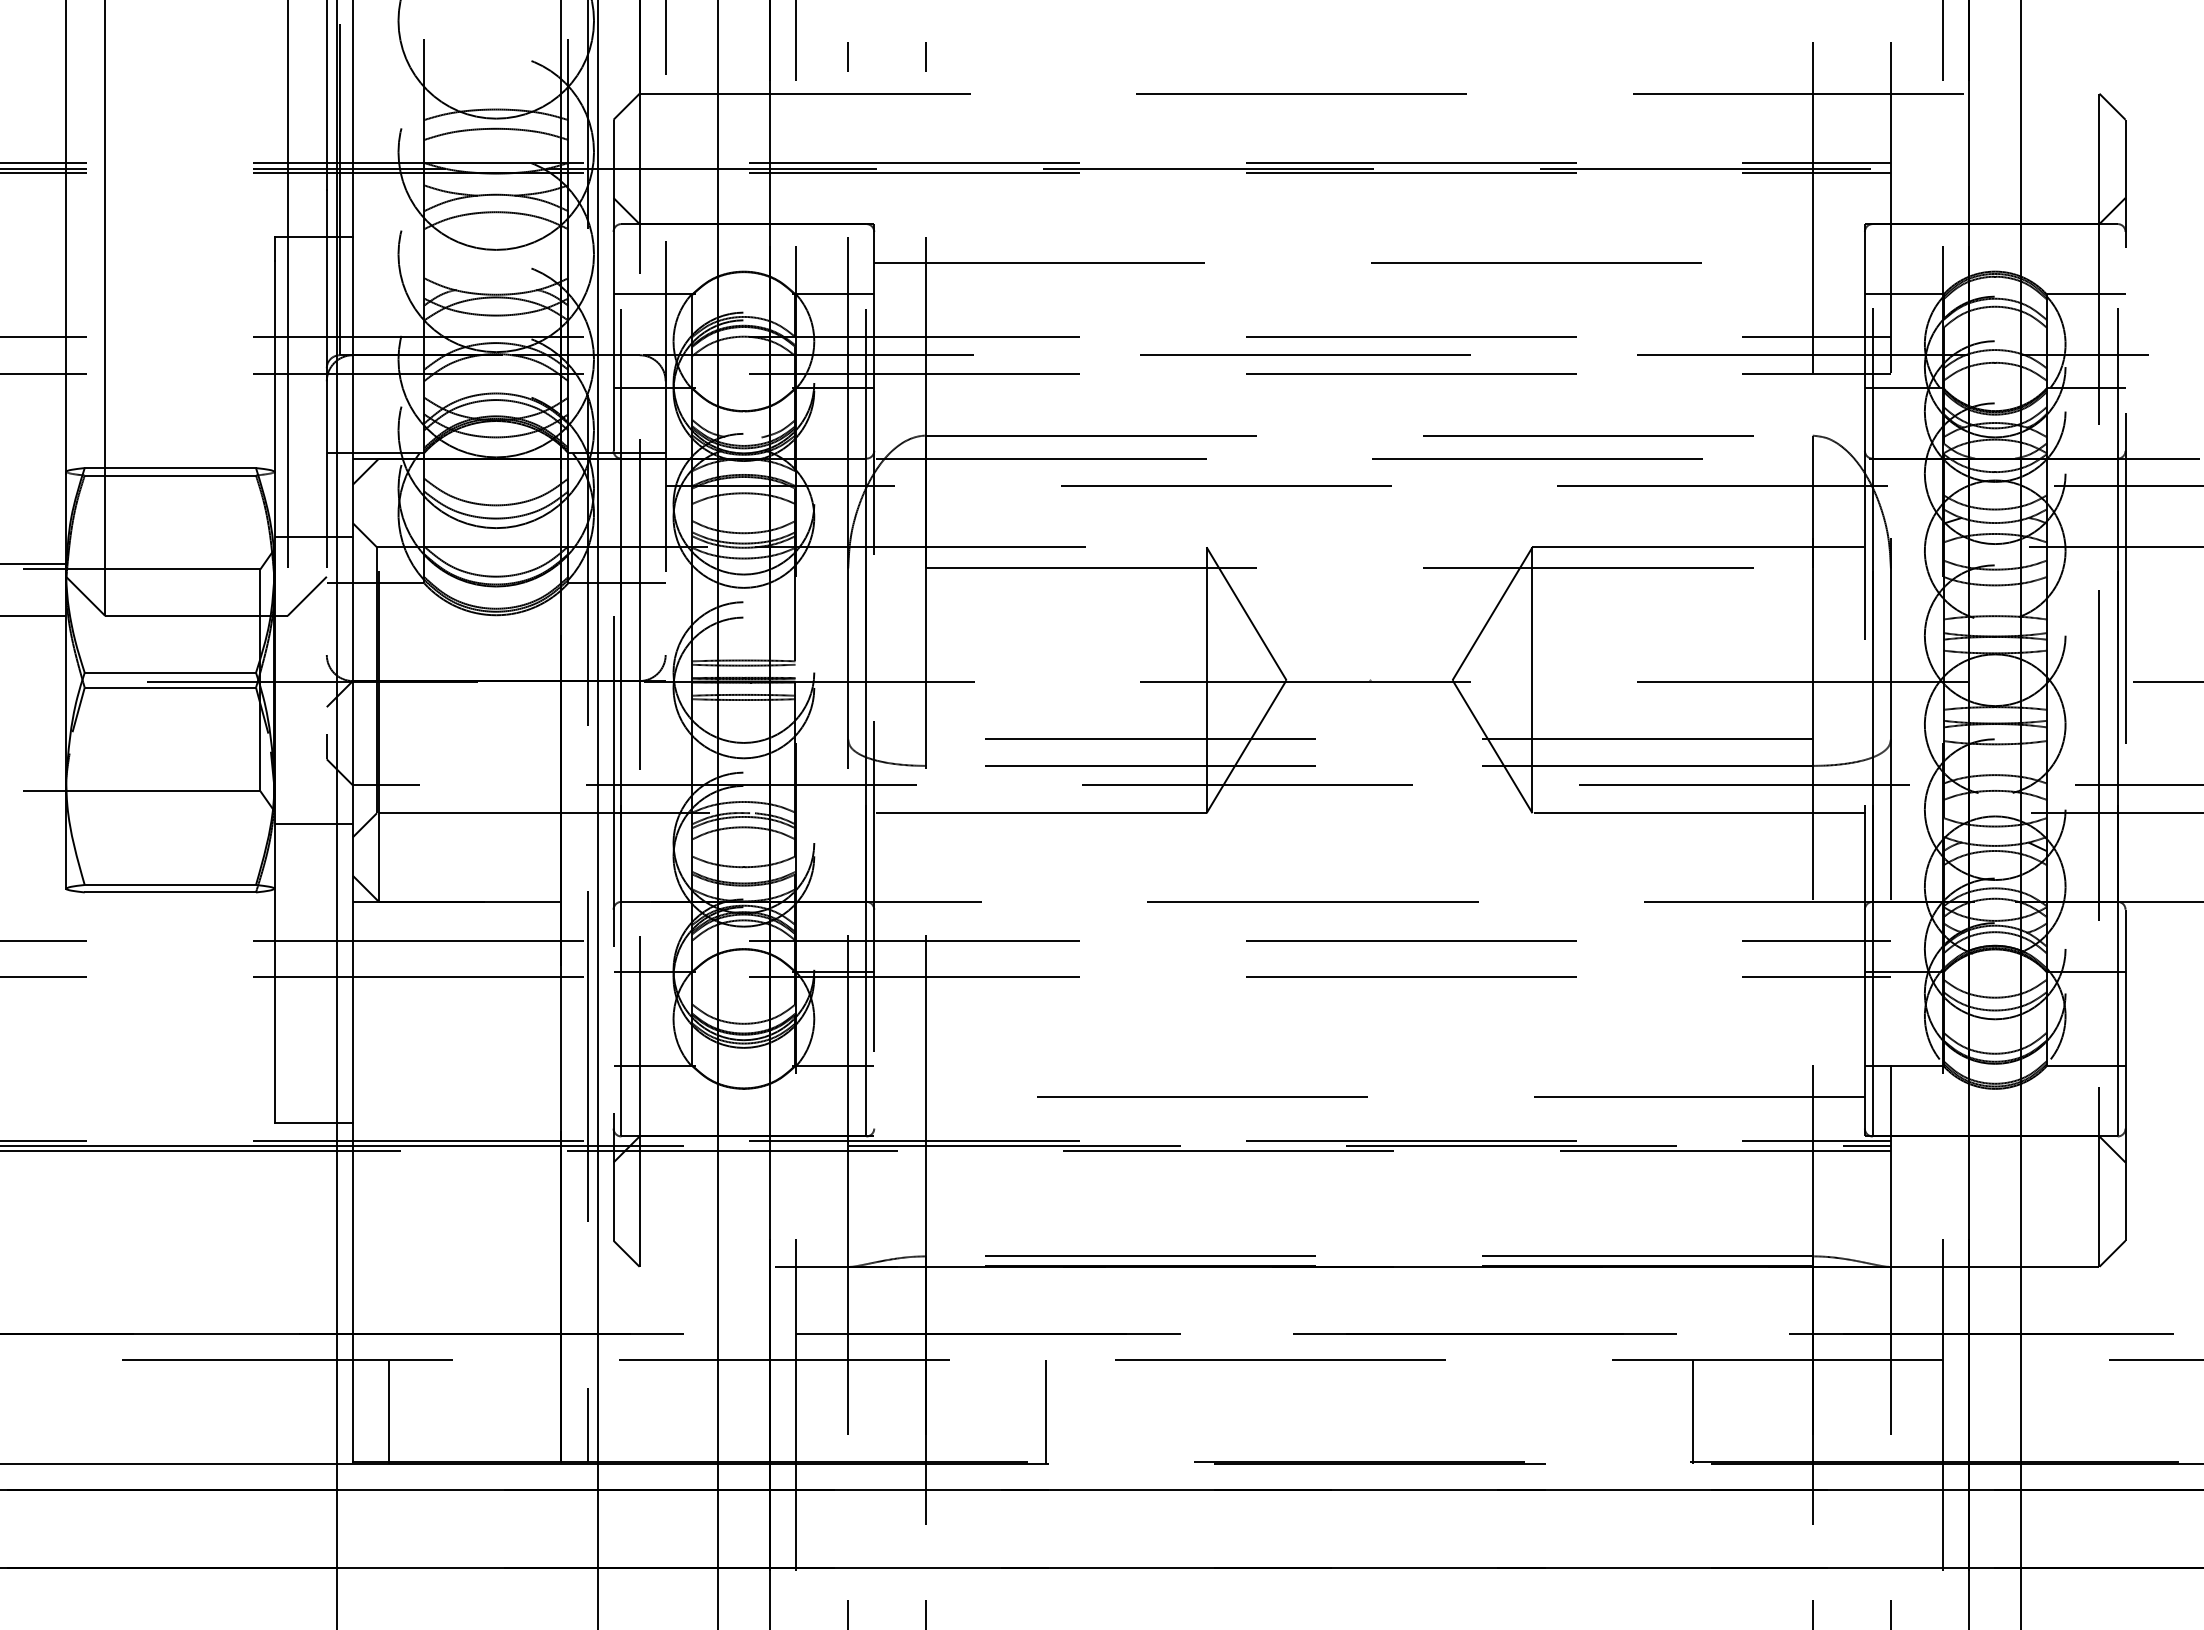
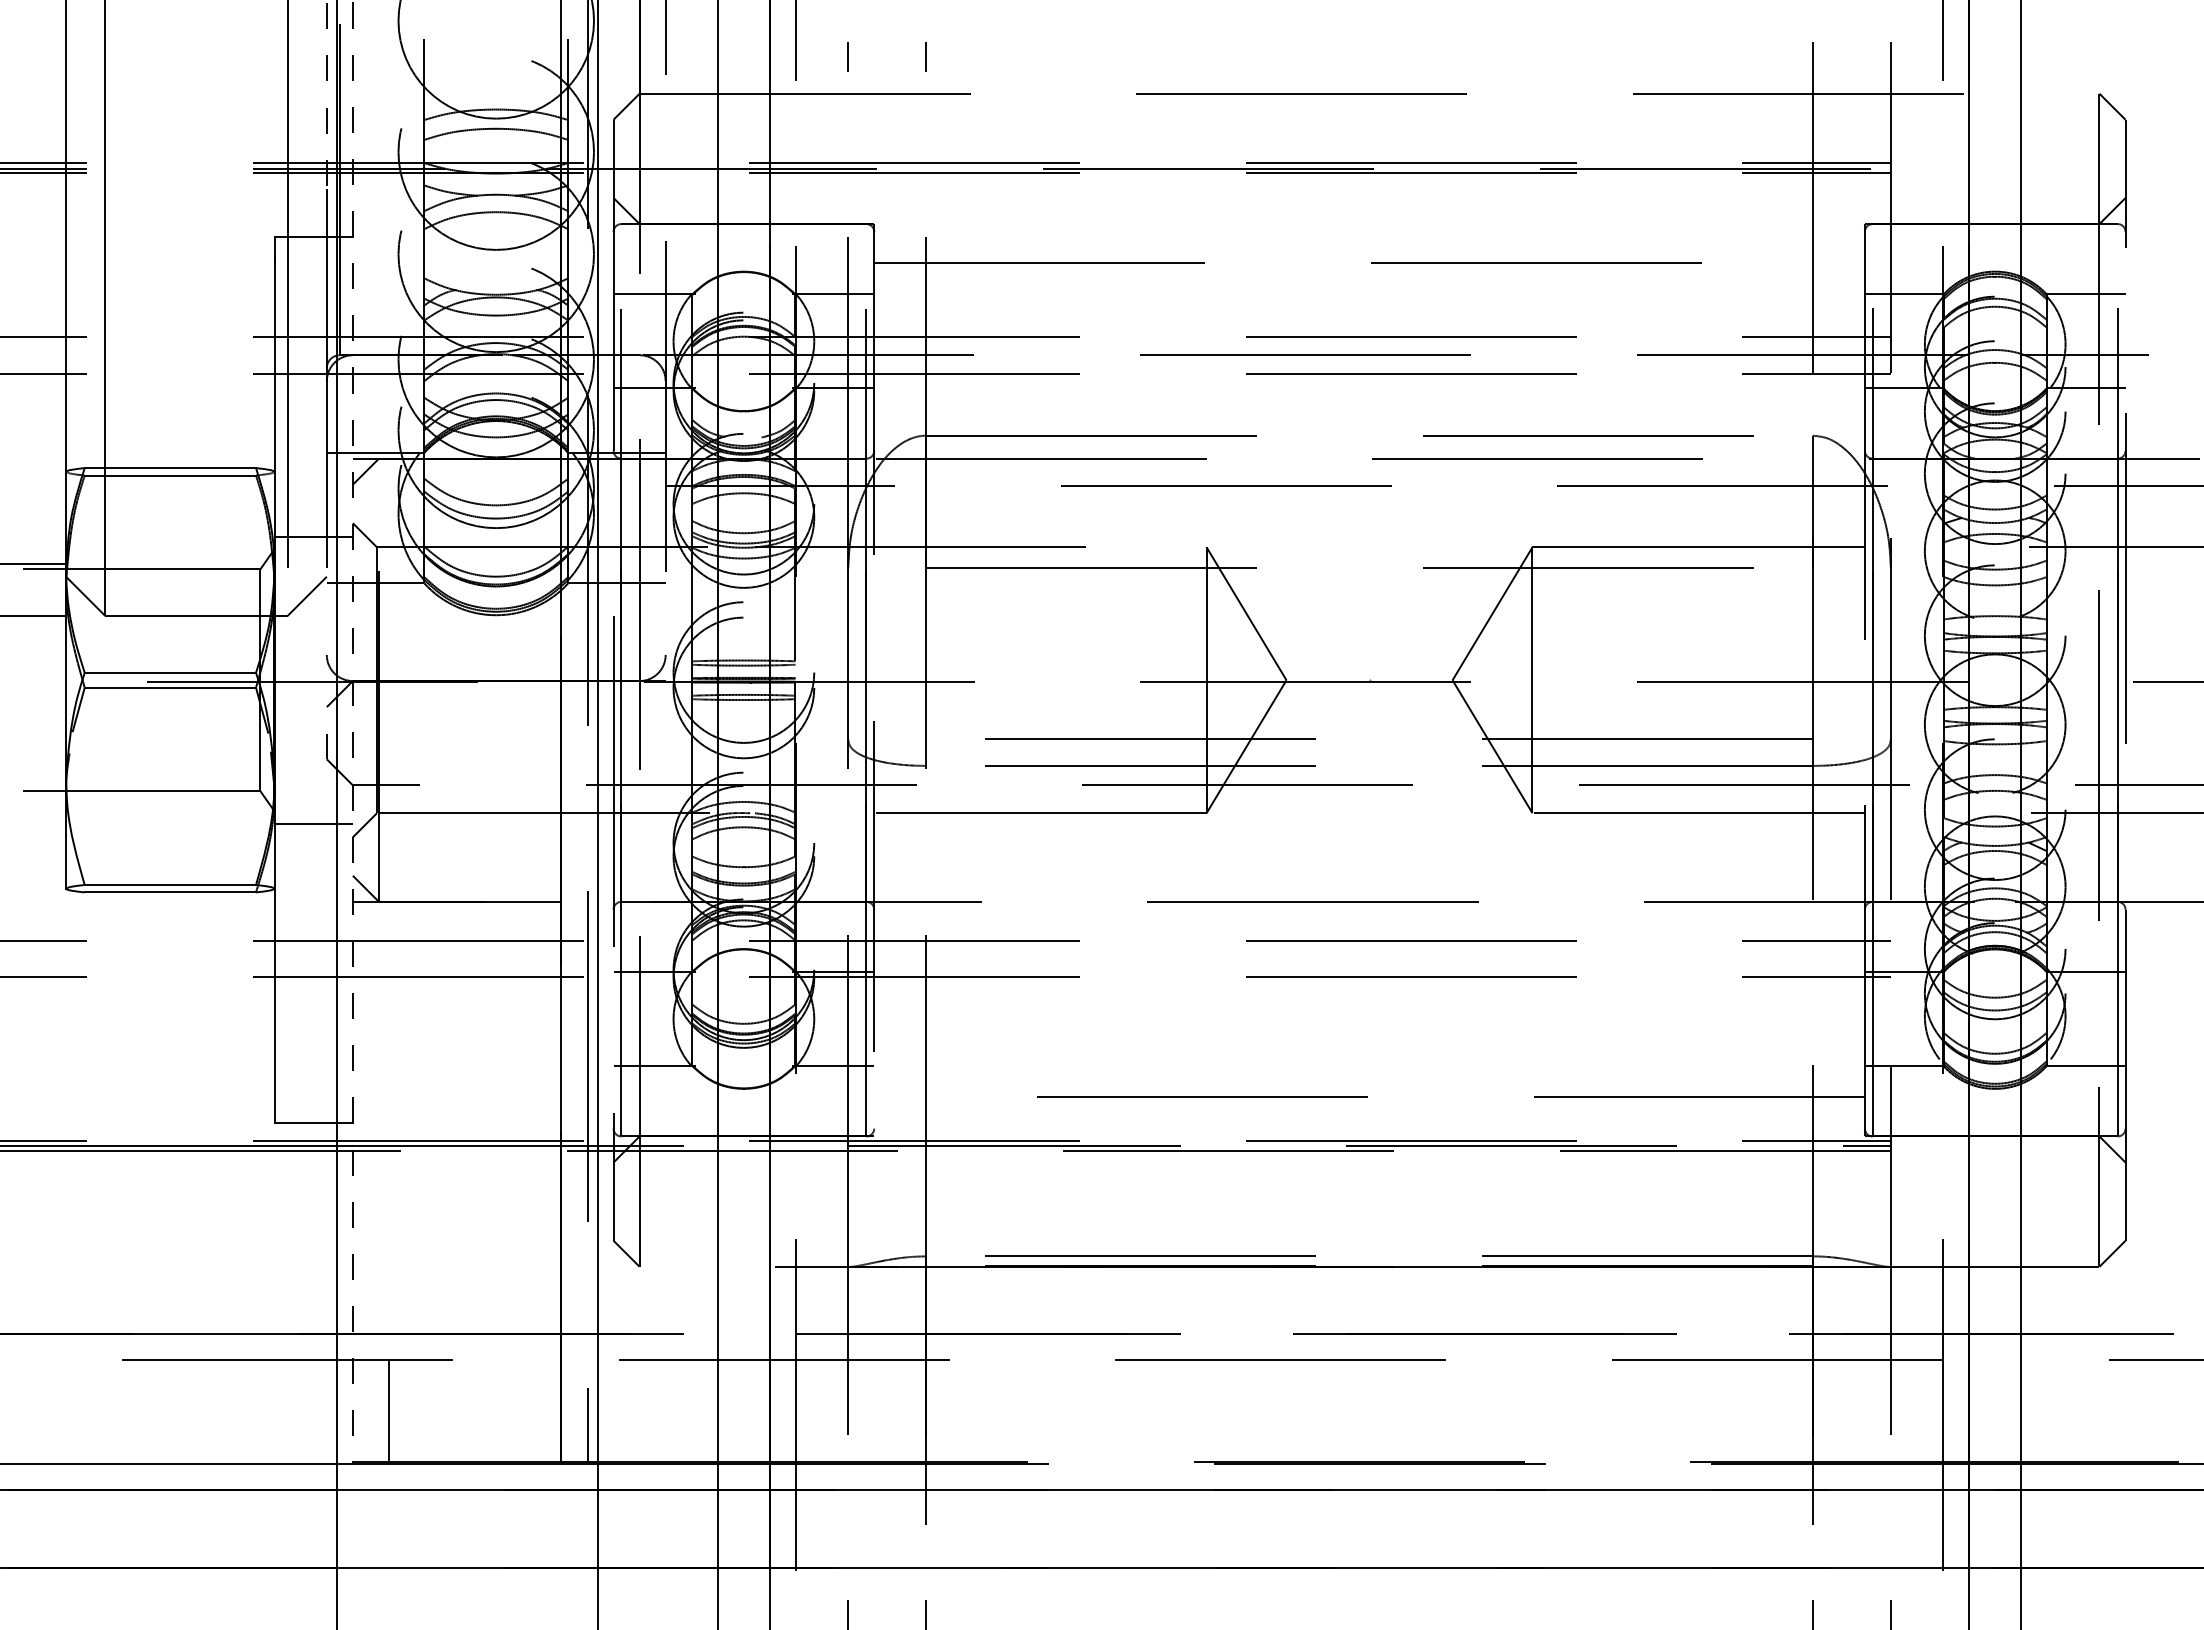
line: solid -> dashed (326, 95)
line: solid -> dashed (352, 731)
line: present -> none (1046, 1411)
line: present -> none (1692, 1411)
